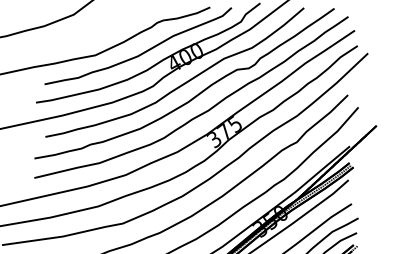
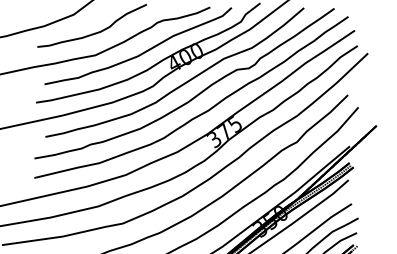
part: none -> present (94, 32)
